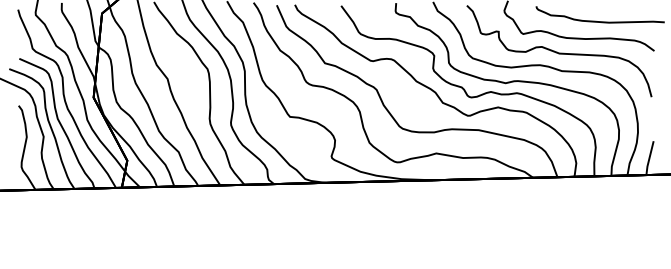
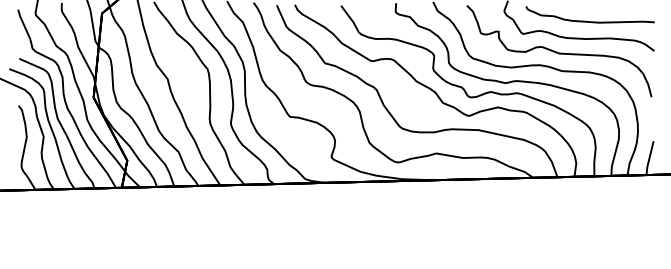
curve position: (596, 20) -> (586, 20) (586, 20)
